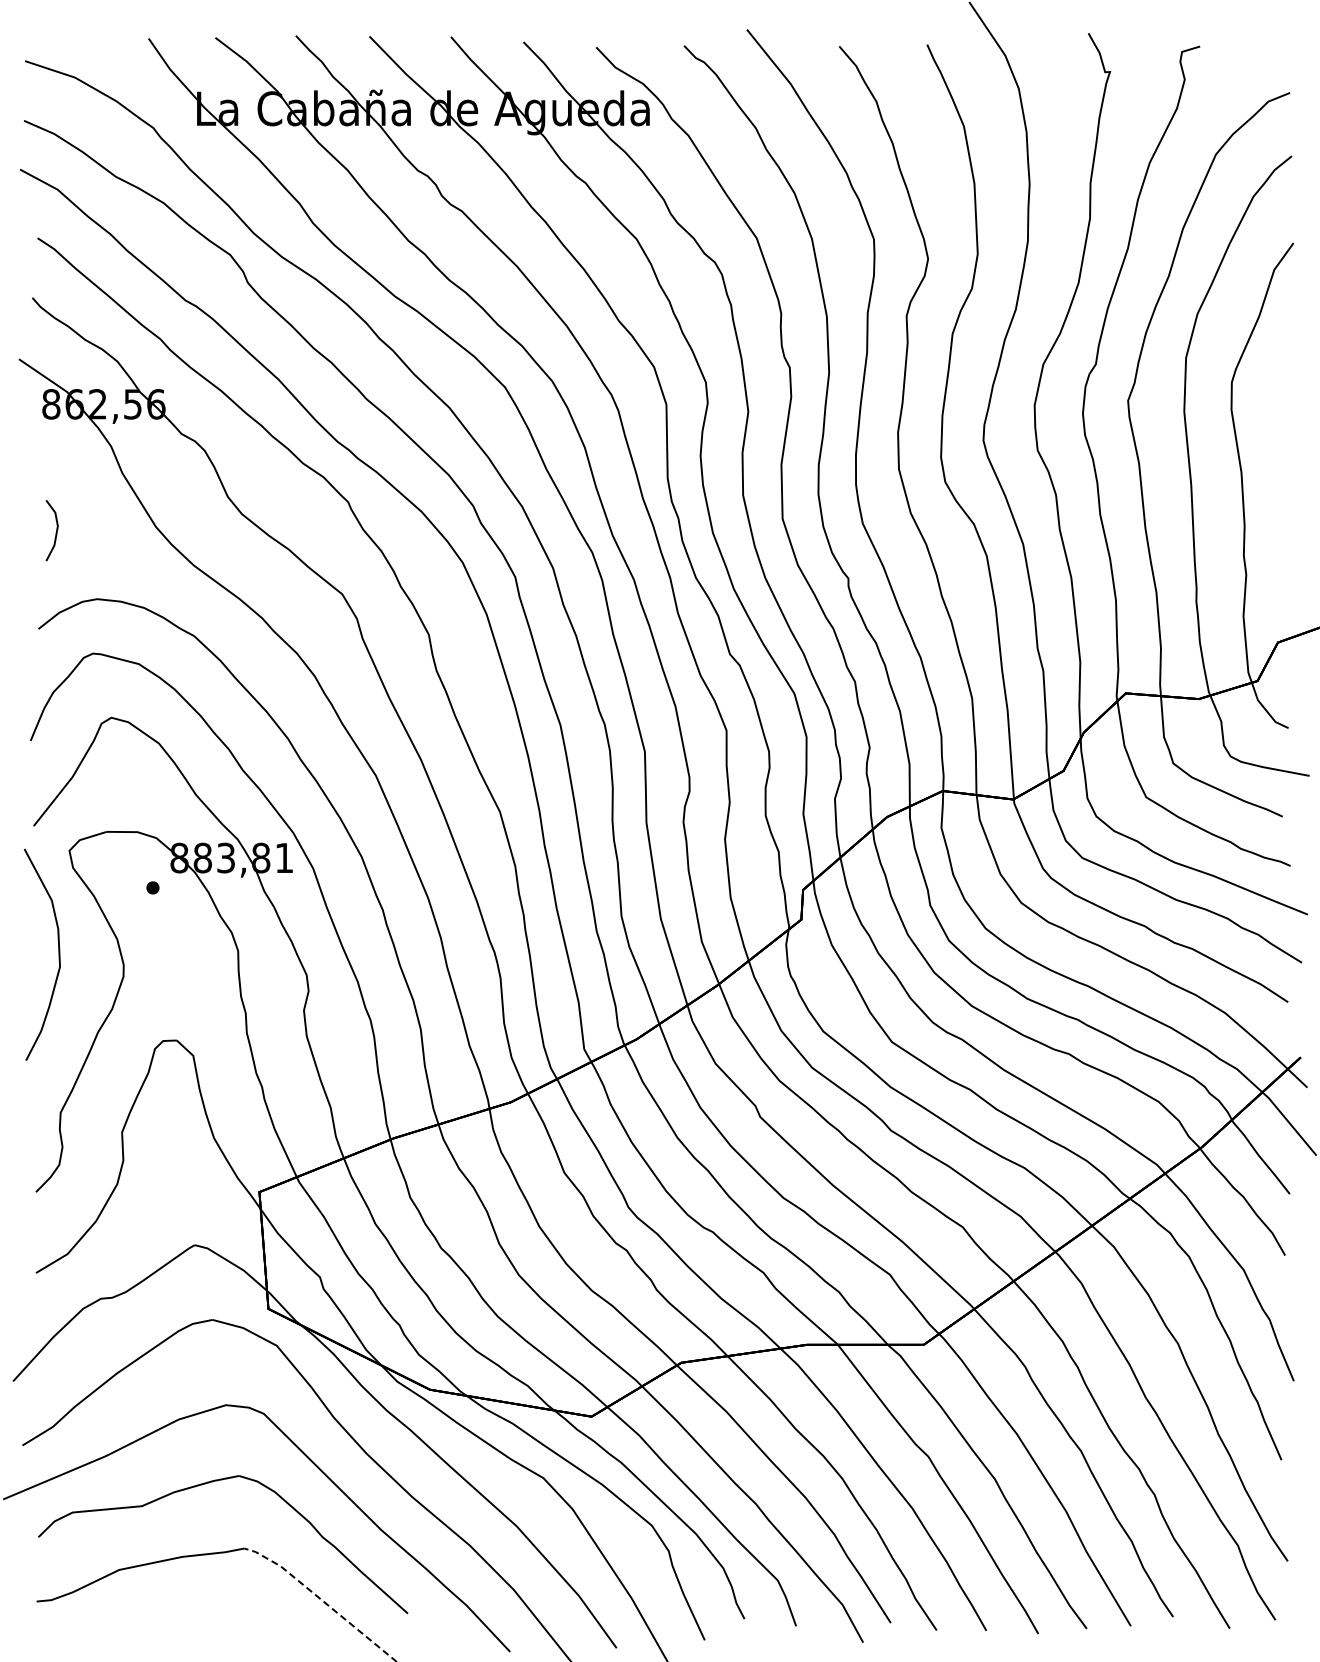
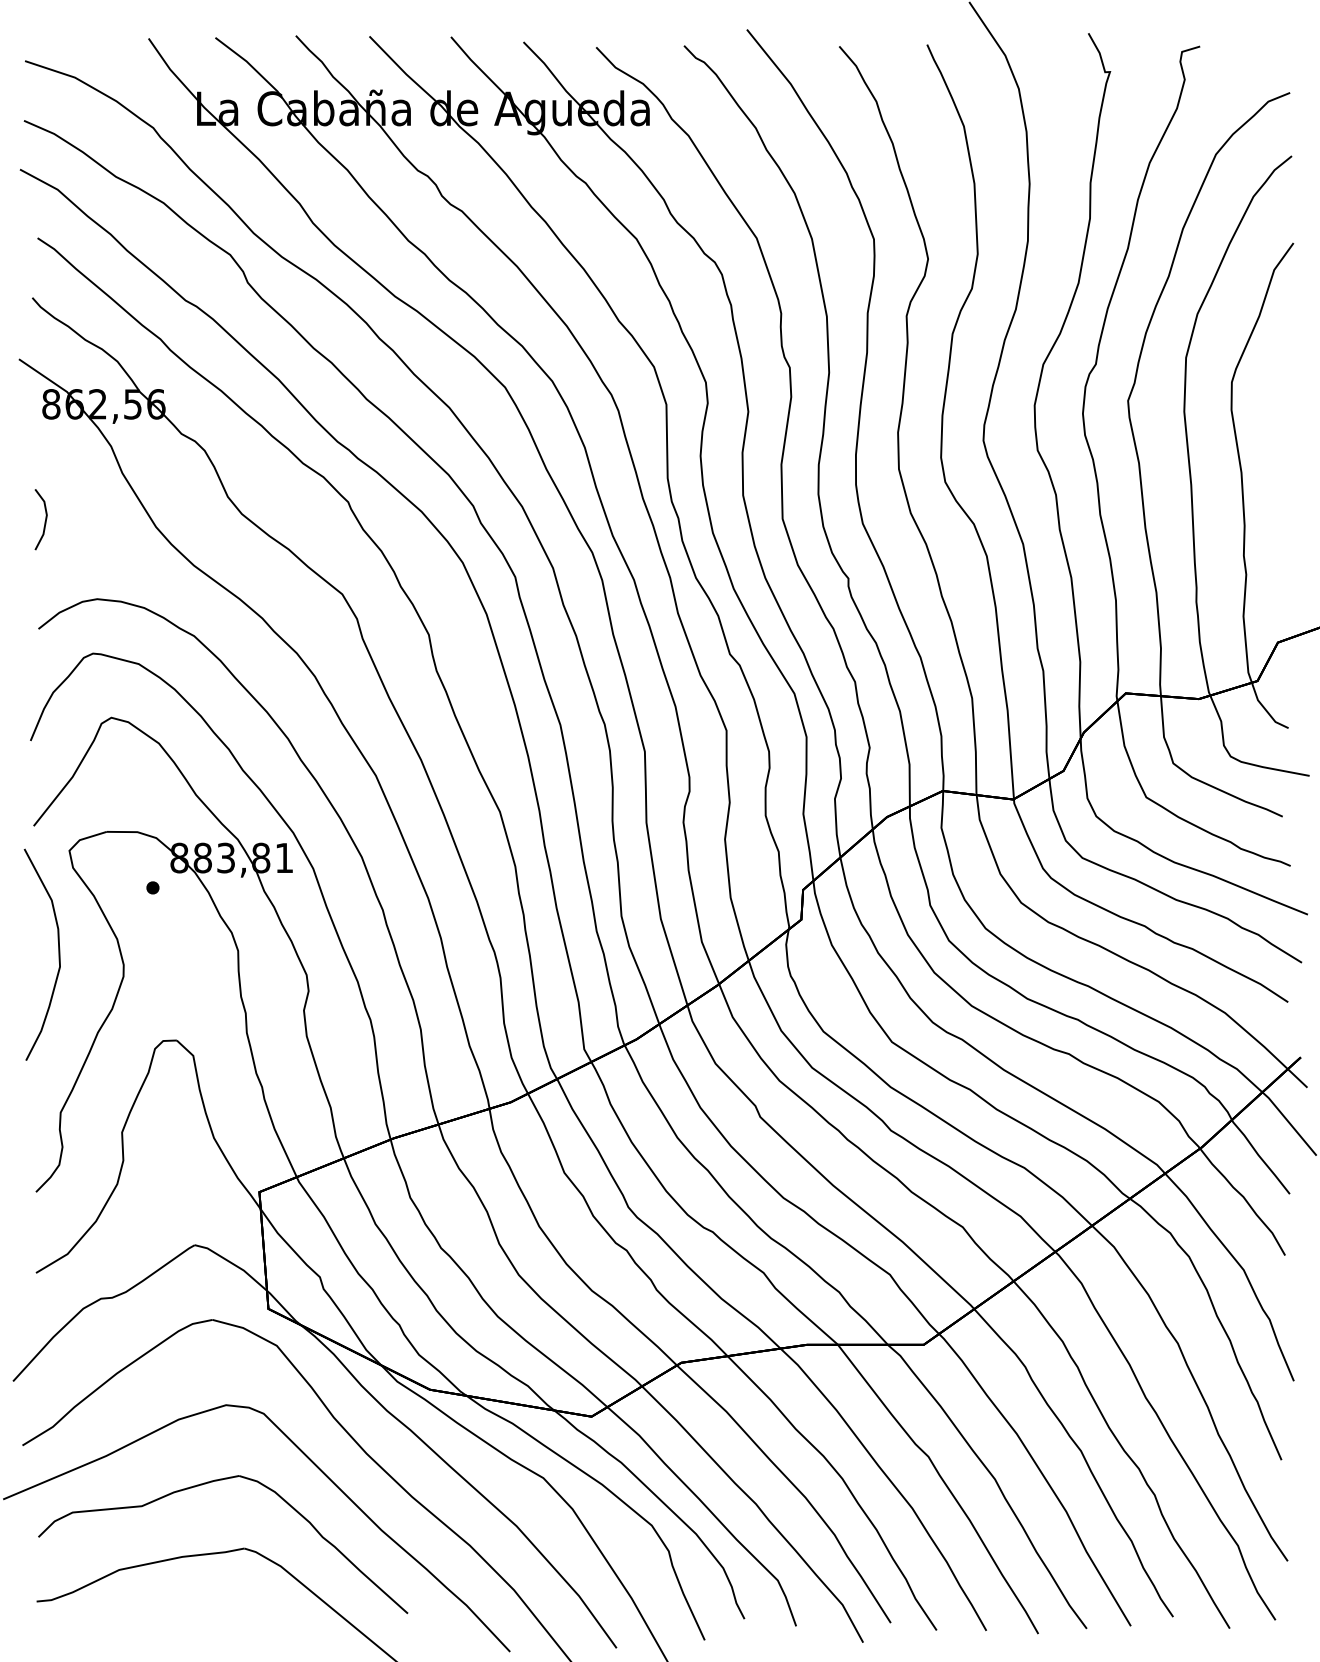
line position: (55, 532) -> (44, 521) (44, 521)
line: dashed -> solid (321, 1599)
